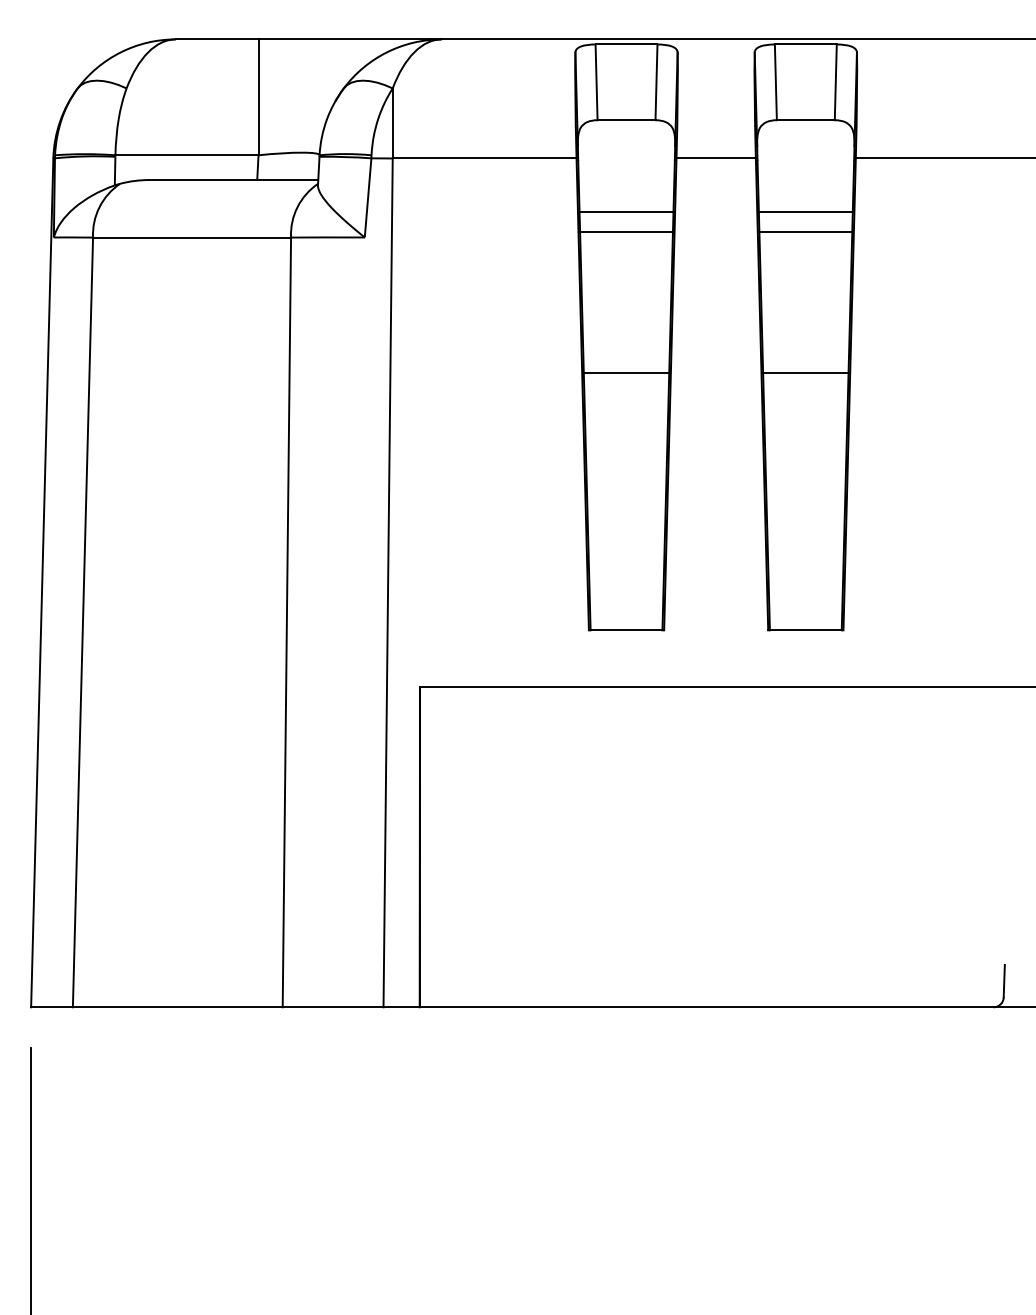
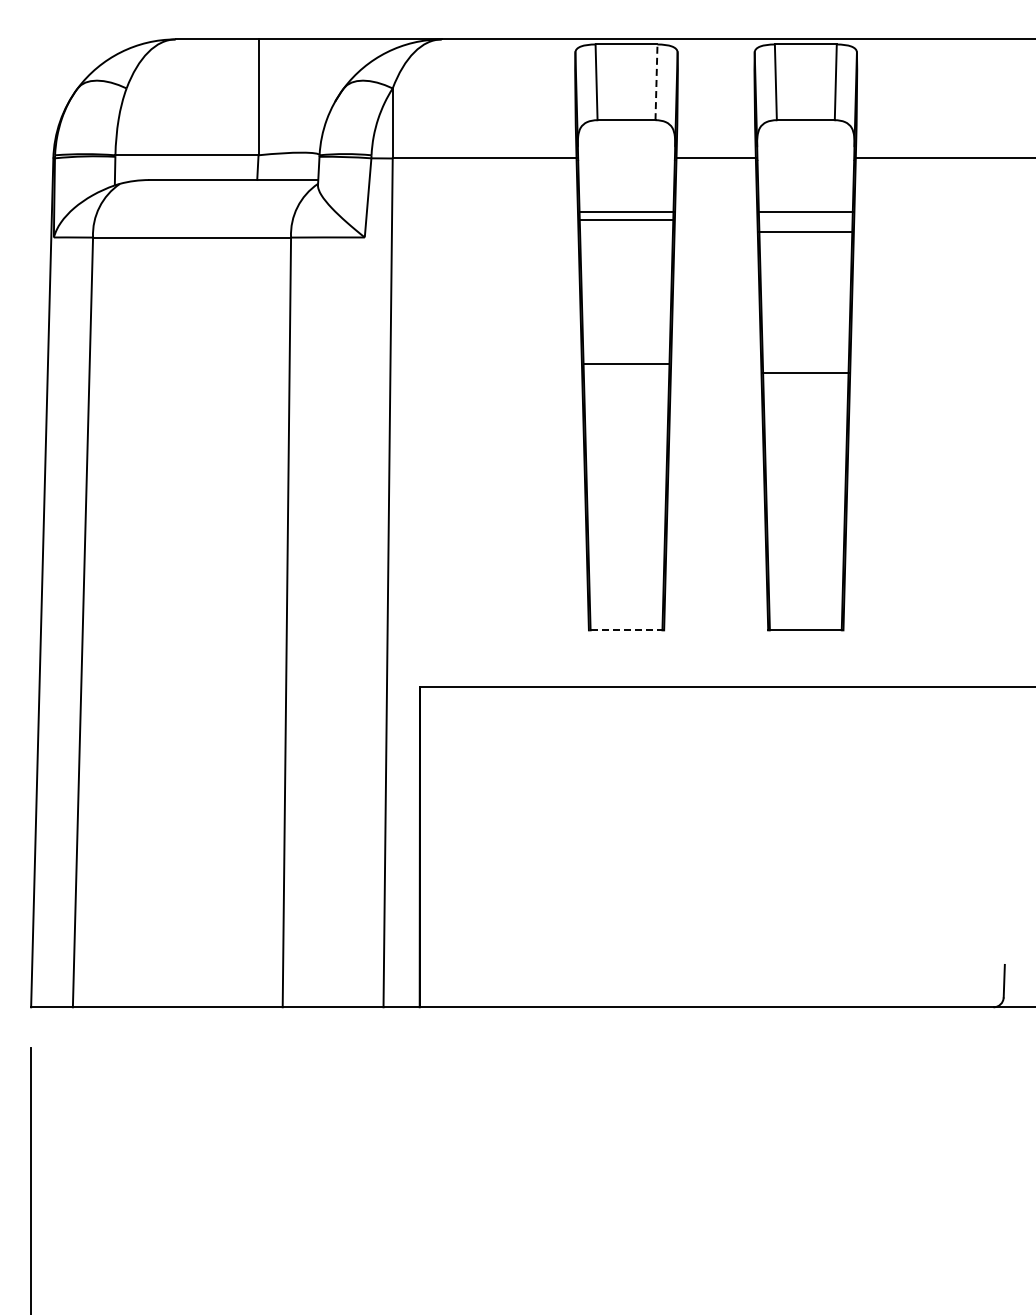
line: solid -> dashed (656, 82)
line position: (626, 232) -> (626, 220) (626, 220)
line position: (626, 373) -> (626, 364) (626, 364)
line: solid -> dashed (626, 630)
